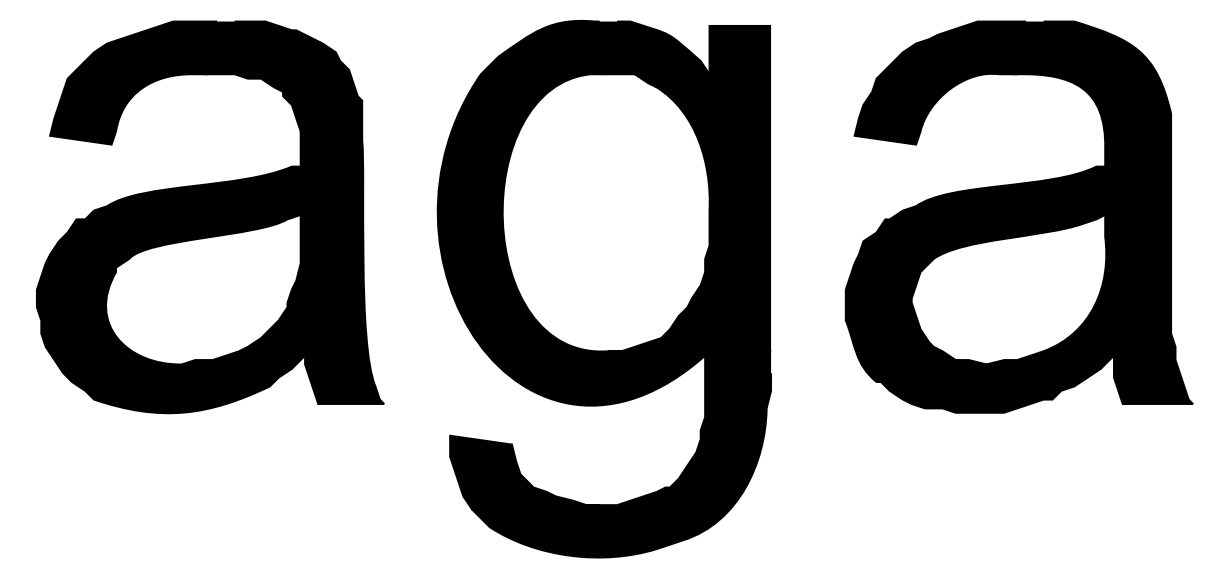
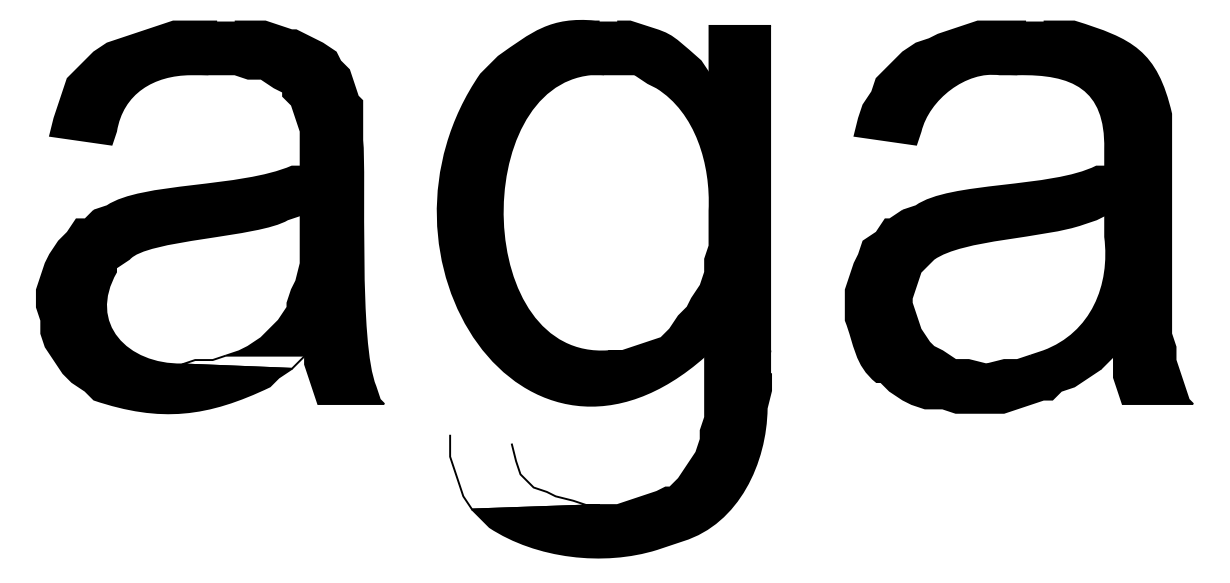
fill: present -> none (243, 361)
fill: present -> none (524, 471)
